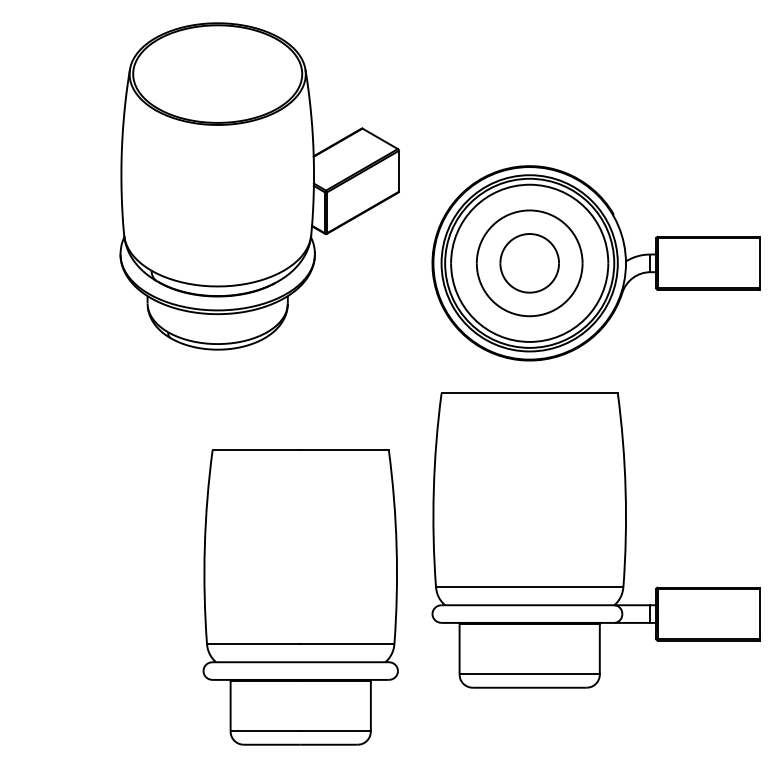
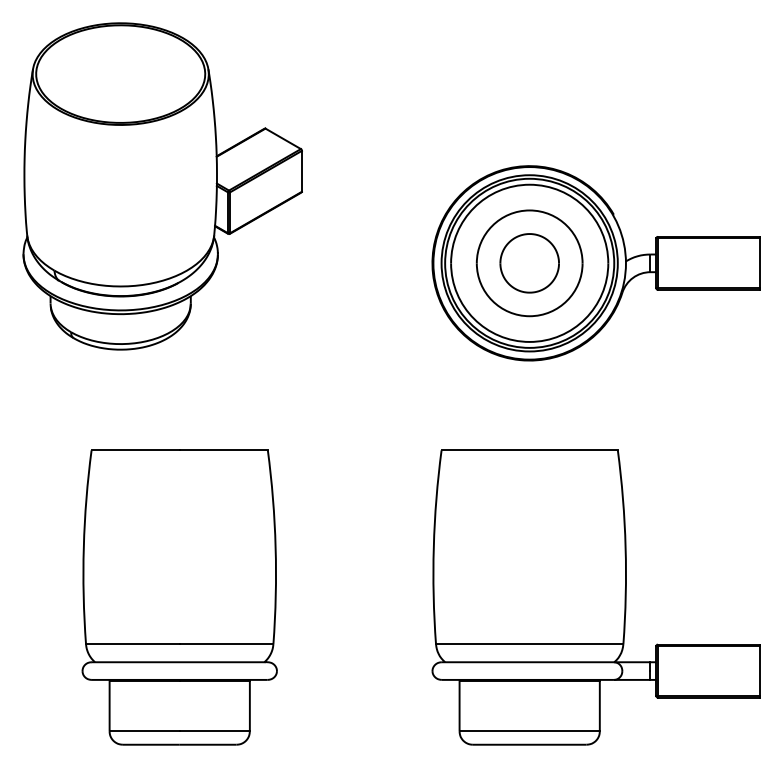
part position: (259, 186) -> (162, 186) (162, 186)
part position: (595, 540) -> (595, 597) (595, 597)
part position: (300, 597) -> (179, 597) (179, 597)
